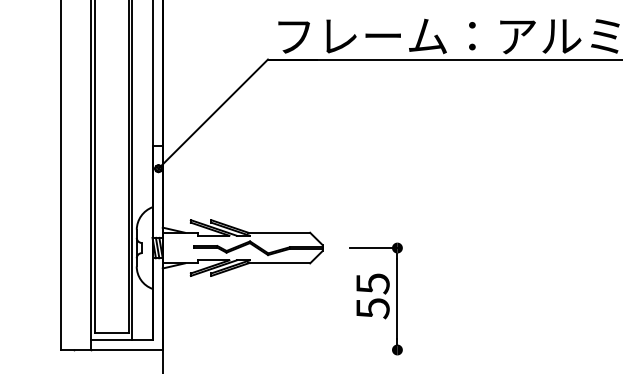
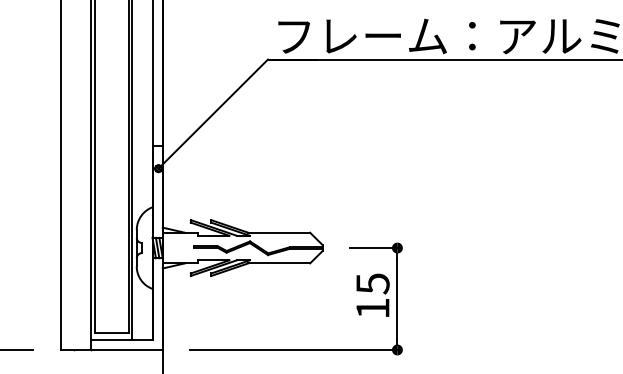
text: 55 -> 15 (372, 308)
line: none -> present (17, 349)
line: none -> present (293, 349)
